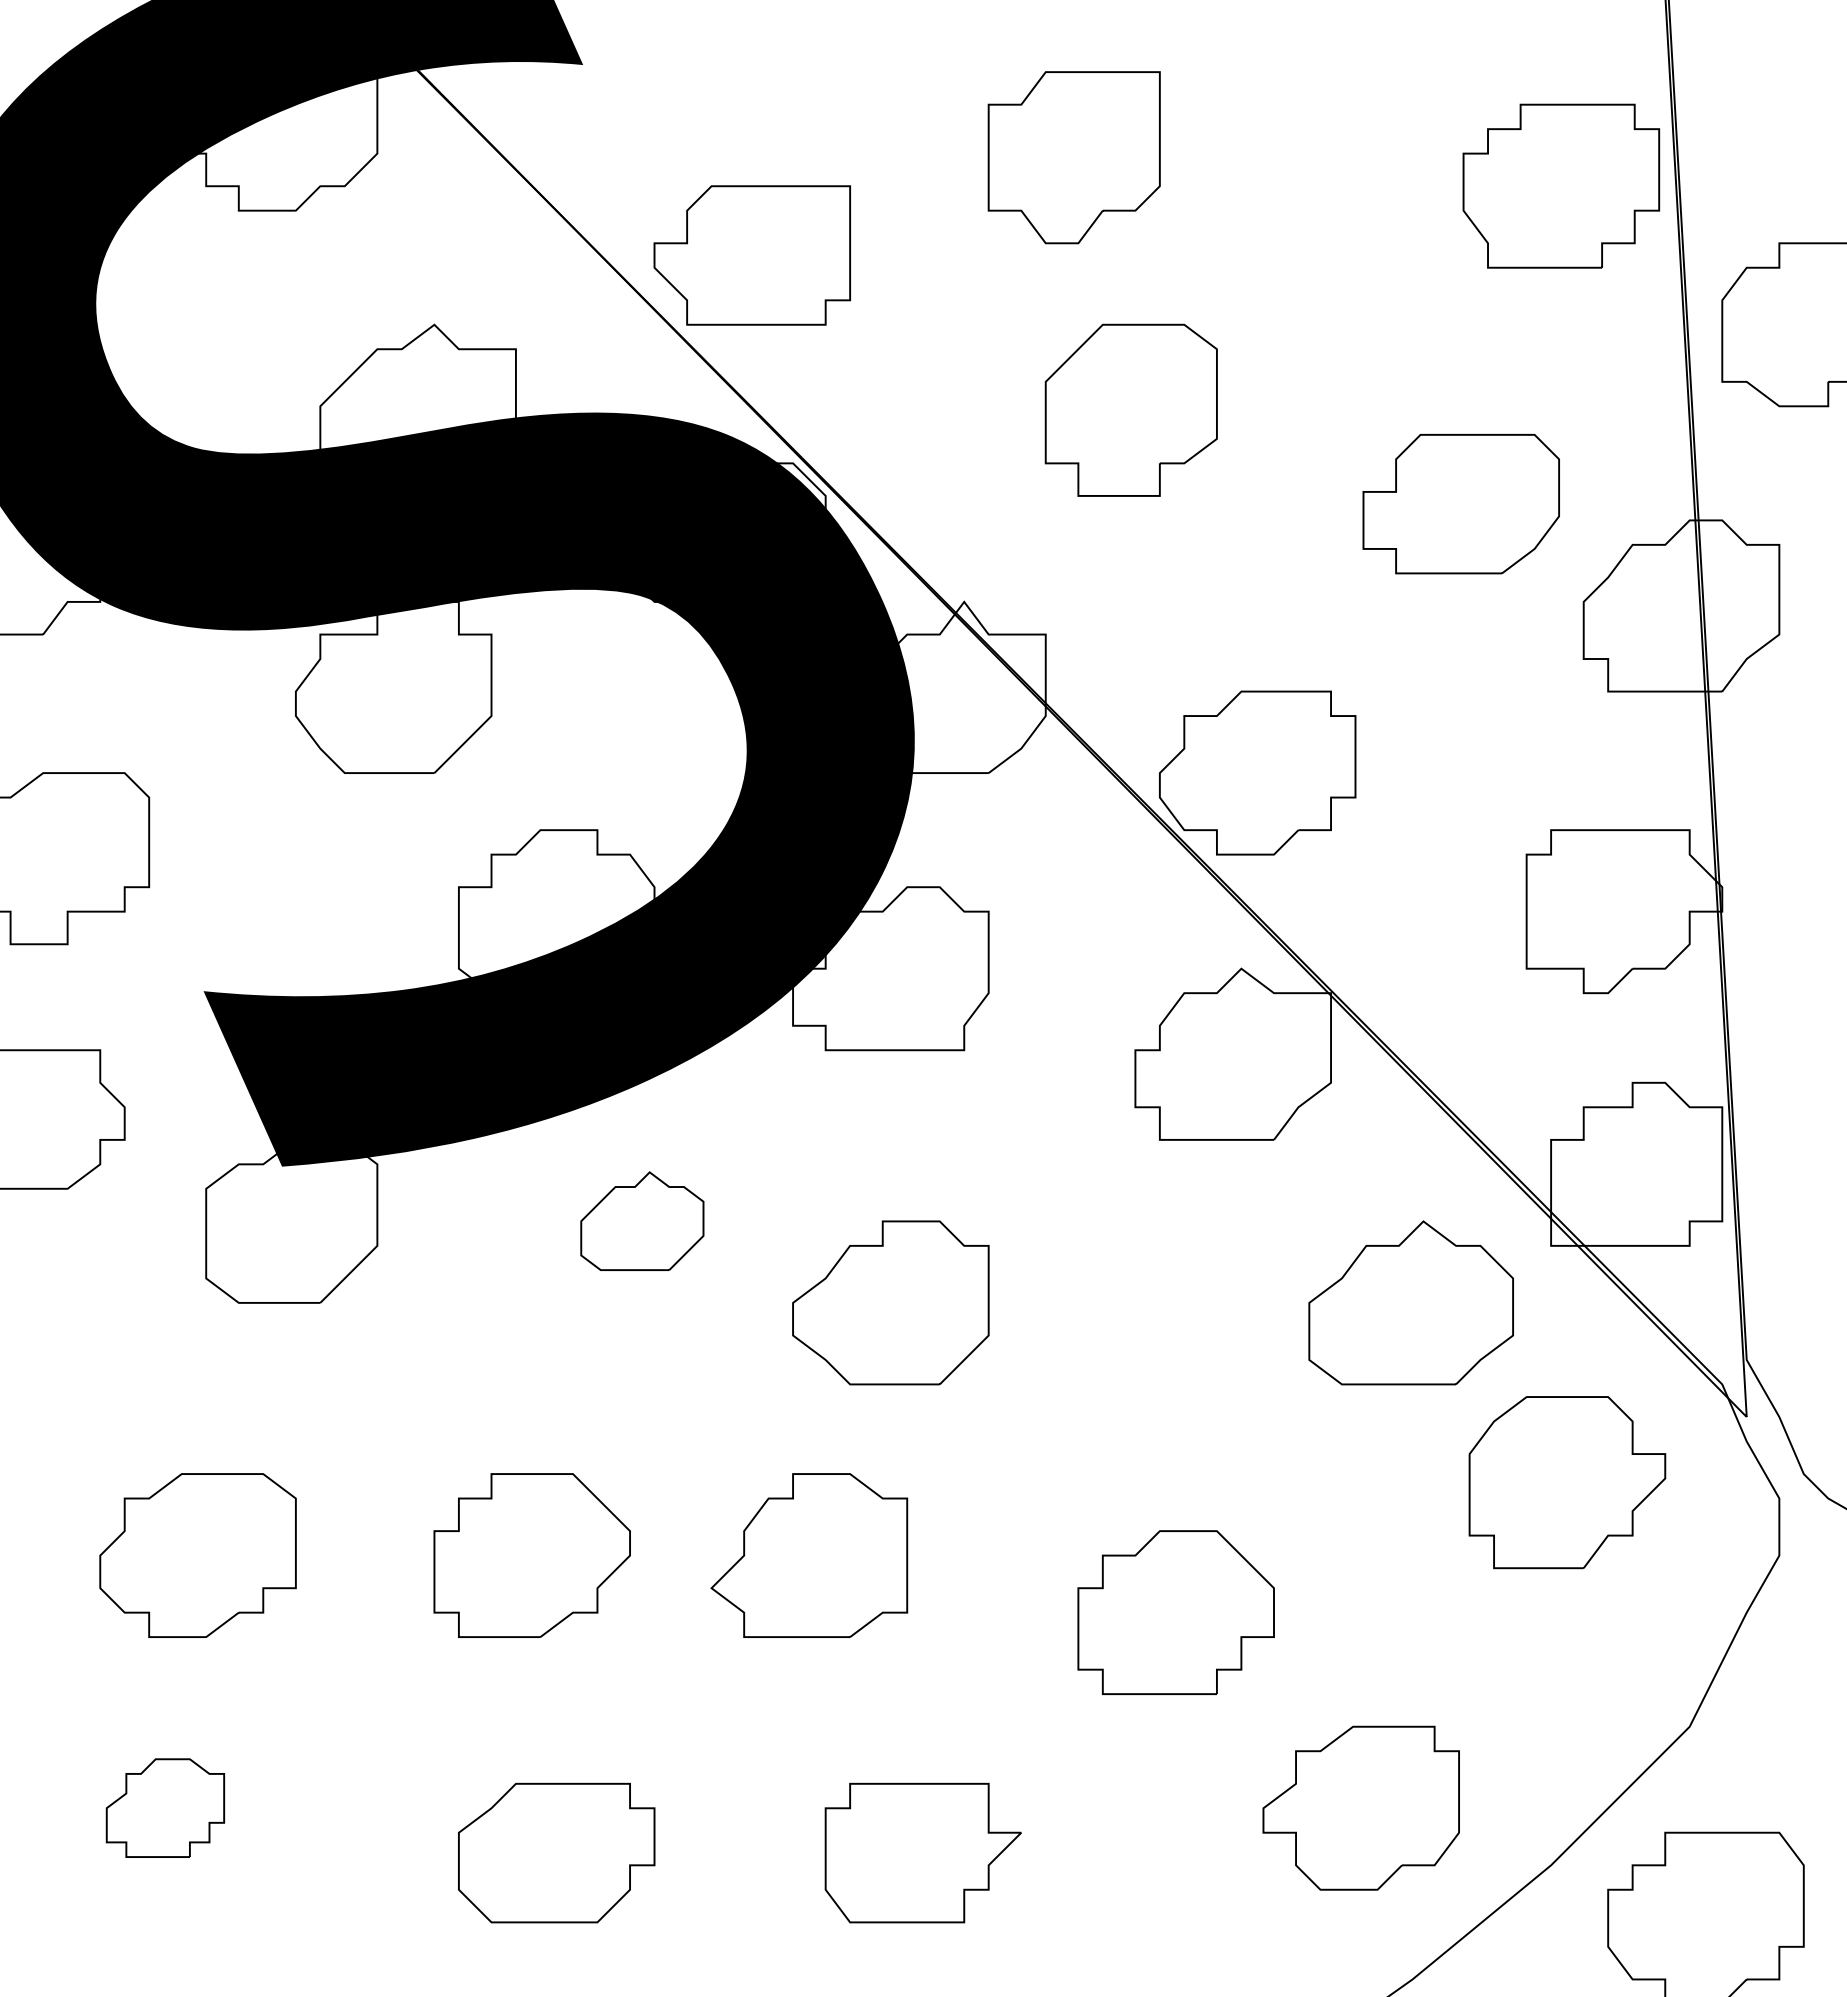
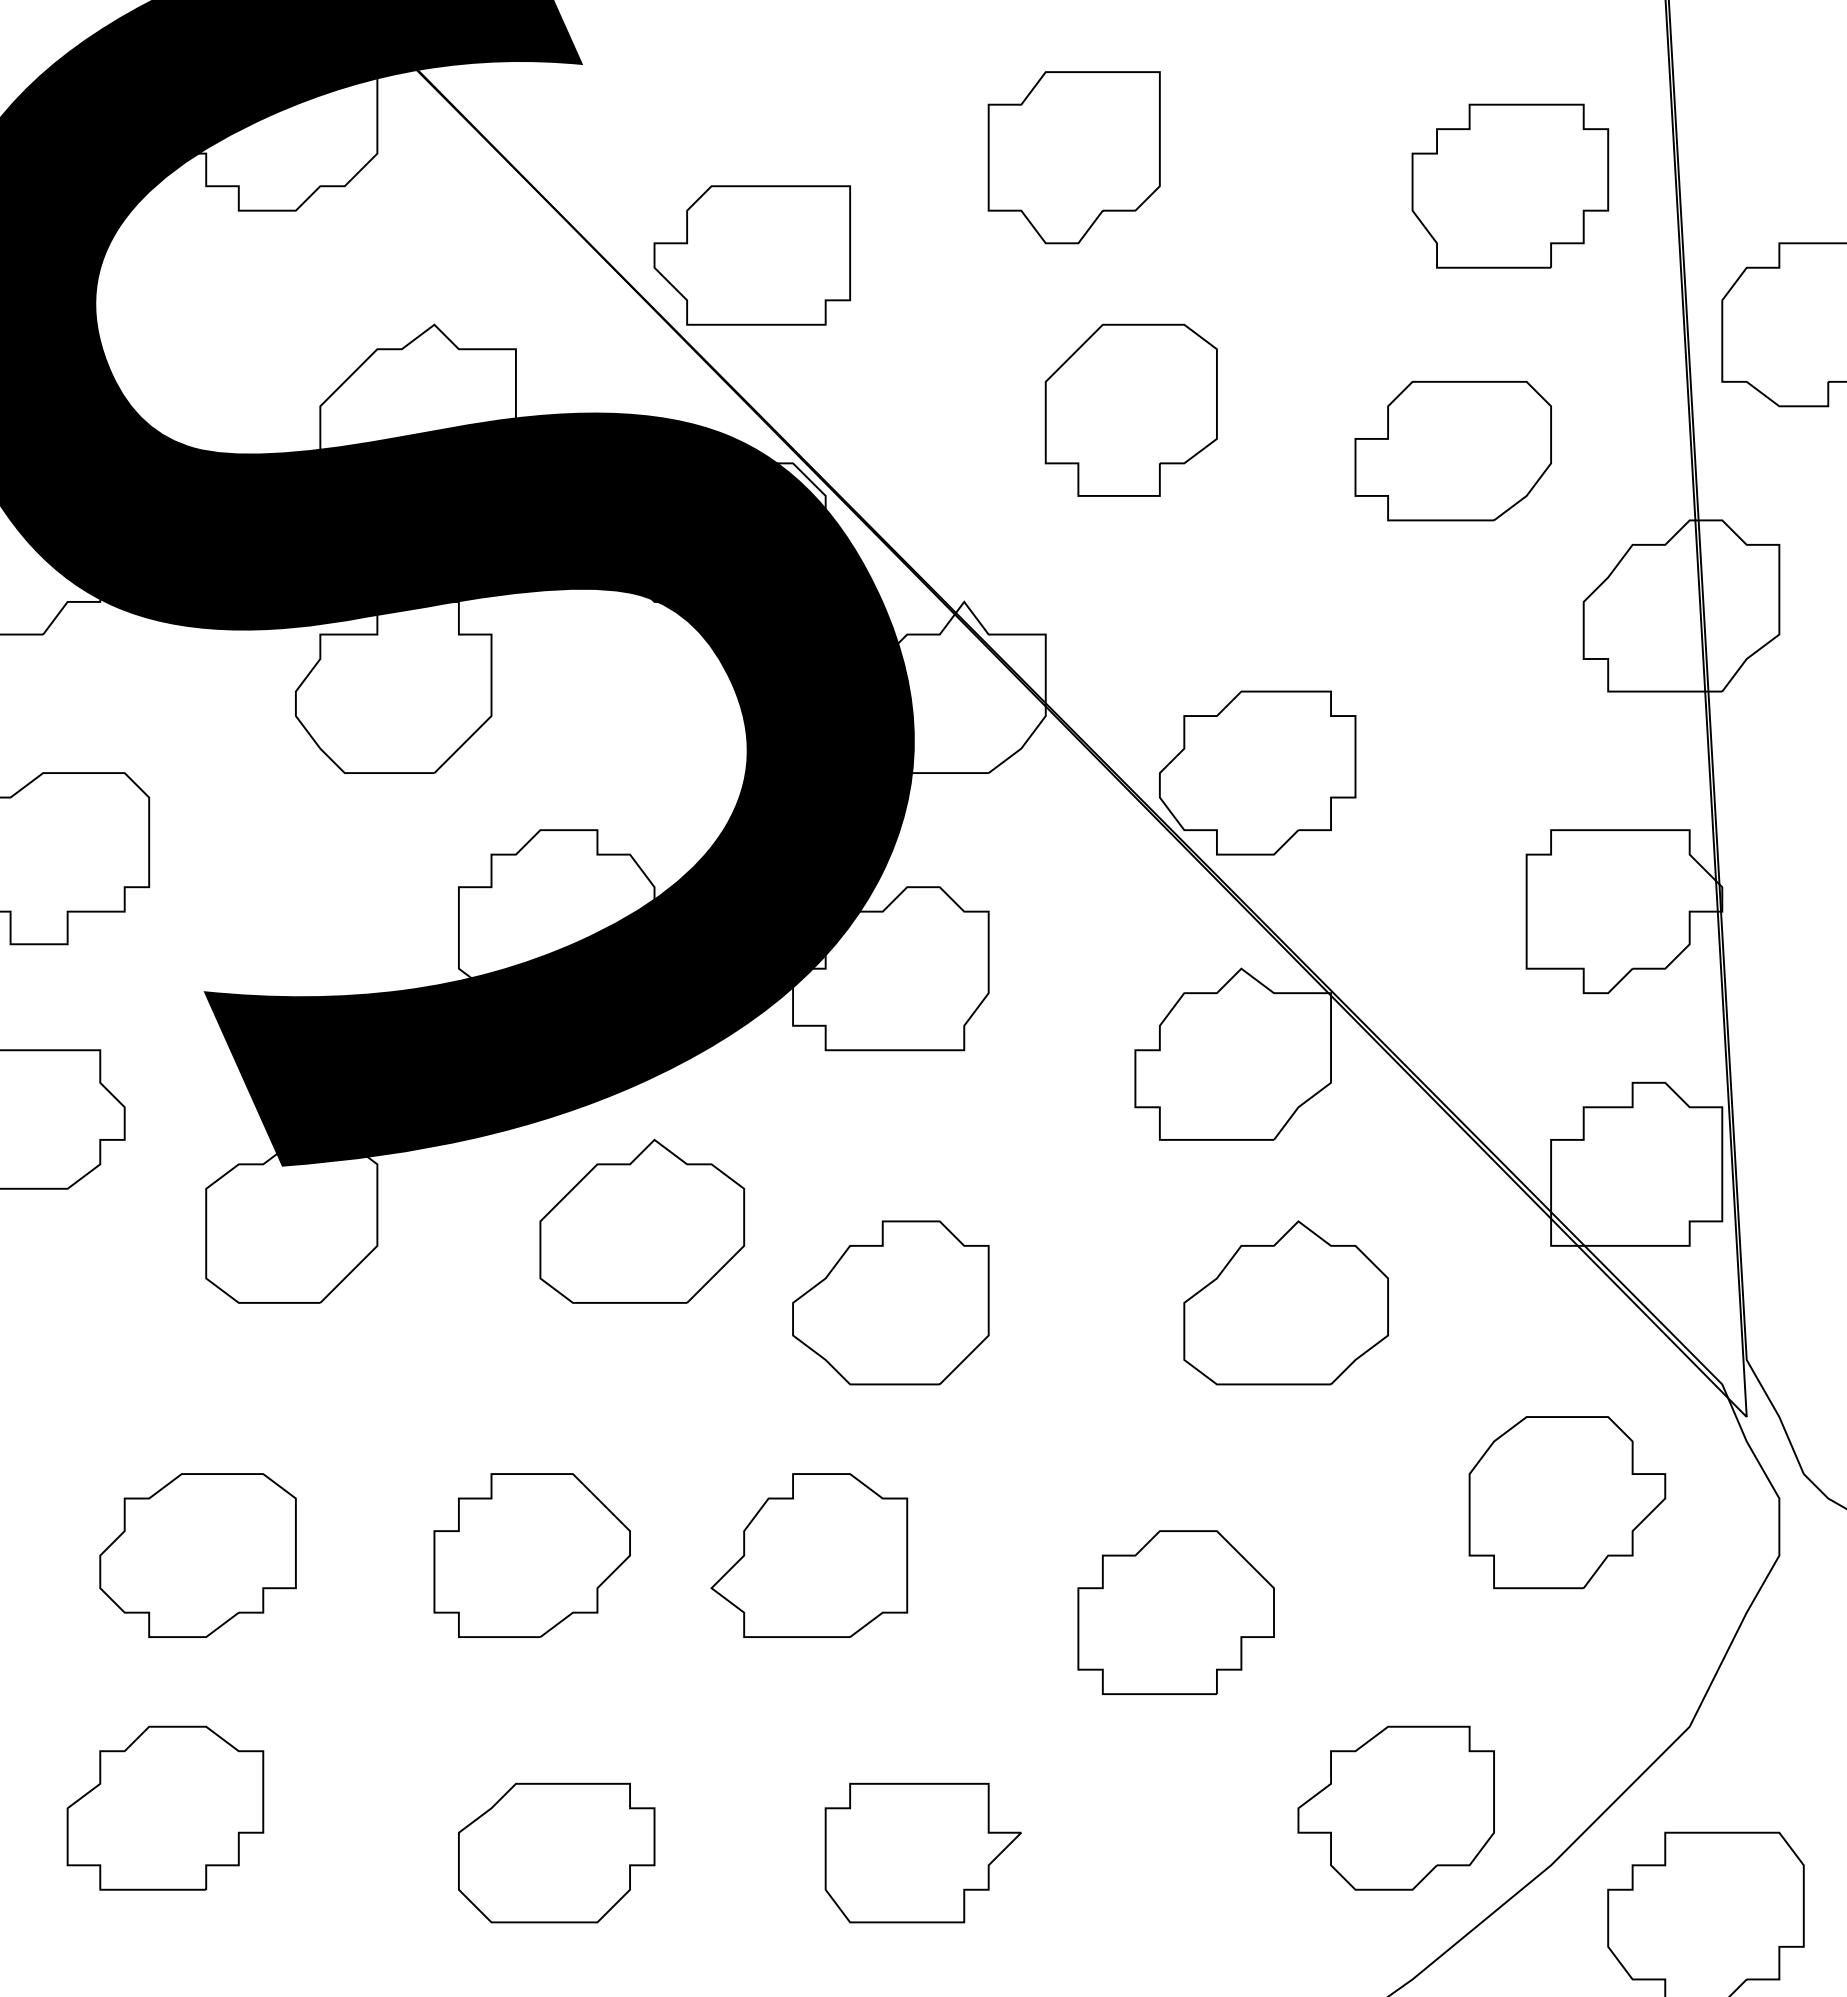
part position: (1561, 185) -> (1510, 185) (1510, 185)
part position: (1460, 504) -> (1452, 451) (1452, 451)
part size: 125x100 px -> 207x166 px (642, 1220)
part position: (1410, 1302) -> (1285, 1302) (1285, 1302)
part position: (1567, 1482) -> (1567, 1502) (1567, 1502)
part size: 121x100 px -> 199x166 px (165, 1807)
part position: (1360, 1807) -> (1395, 1807) (1395, 1807)
